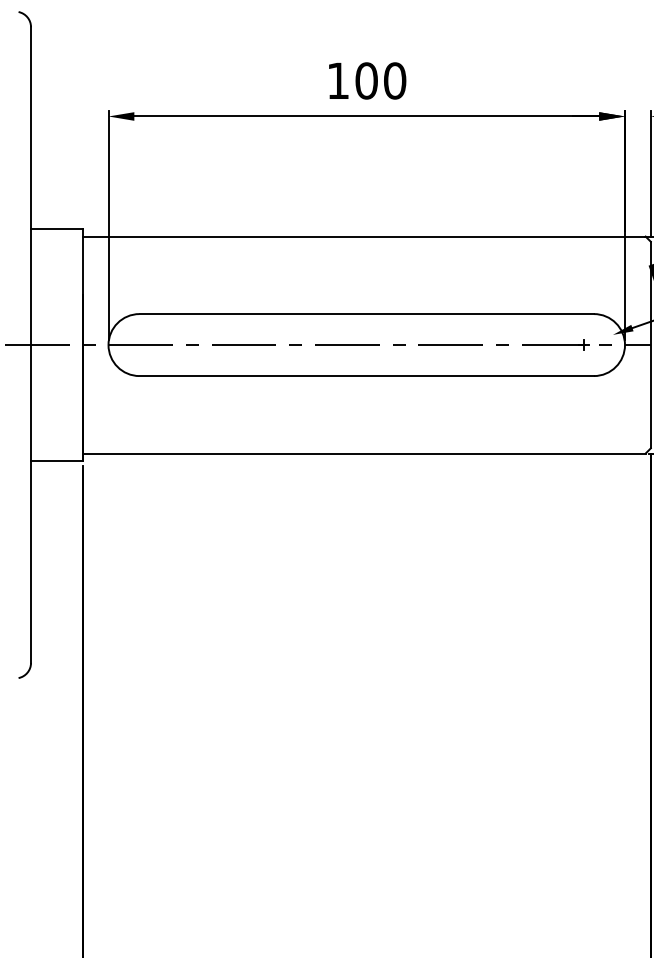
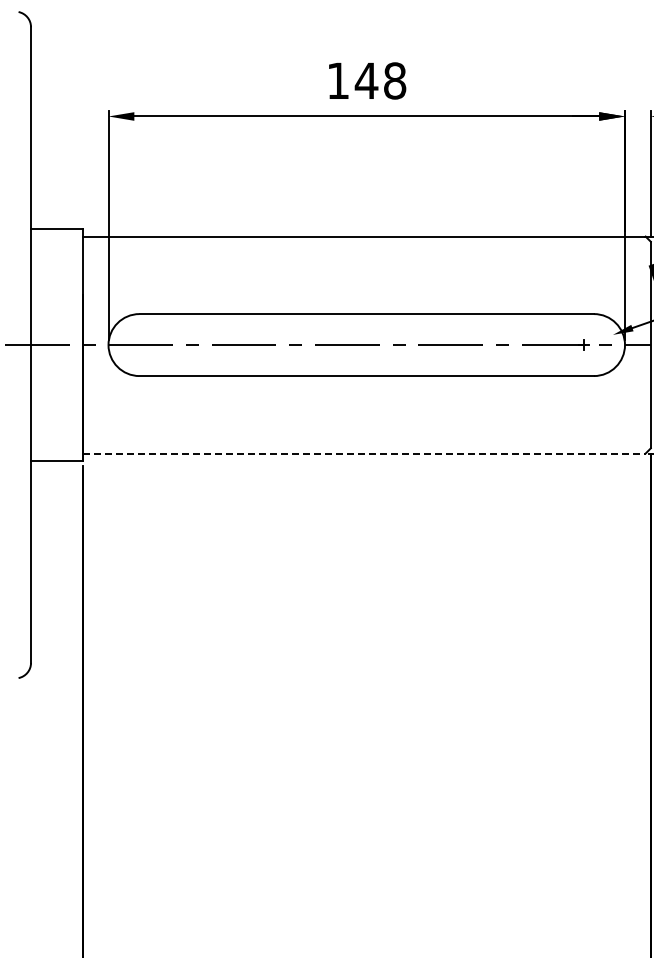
text: 100 -> 148 (380, 80)
line: solid -> dashed (364, 453)
